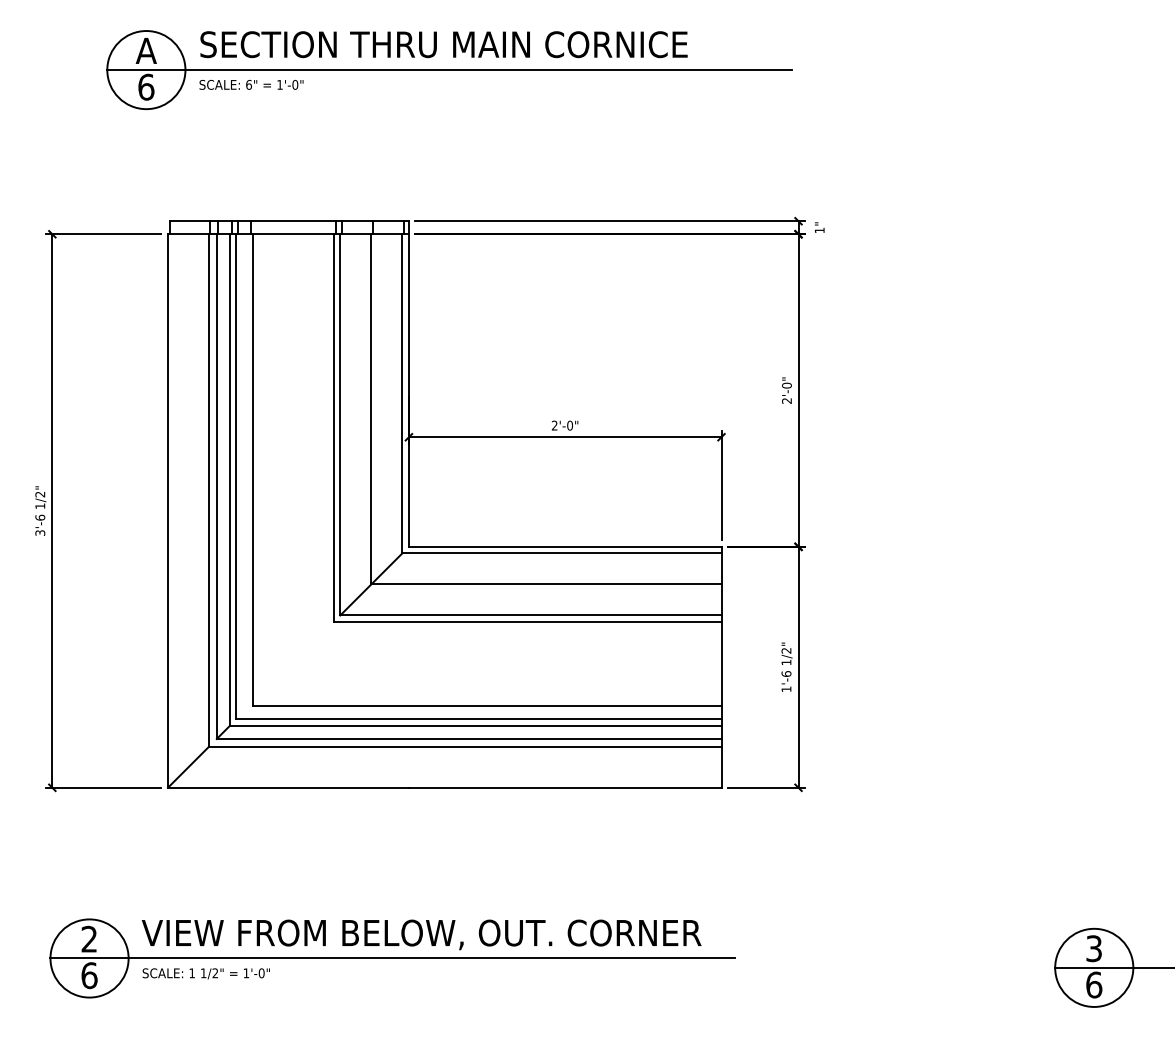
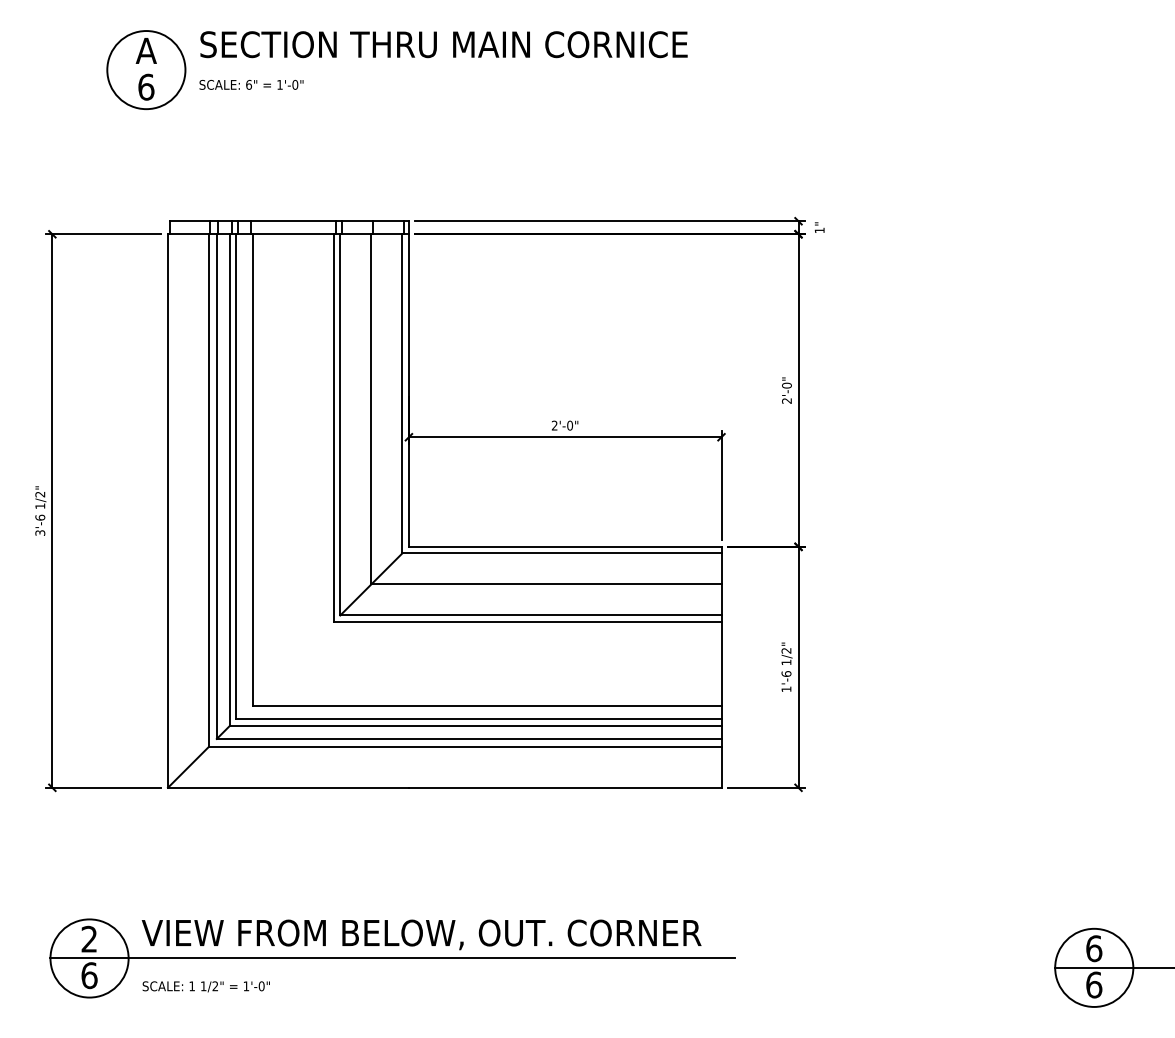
line: present -> none (449, 70)
text: 3 -> 6 (1094, 948)
text position: (205, 973) -> (205, 986) (205, 986)
